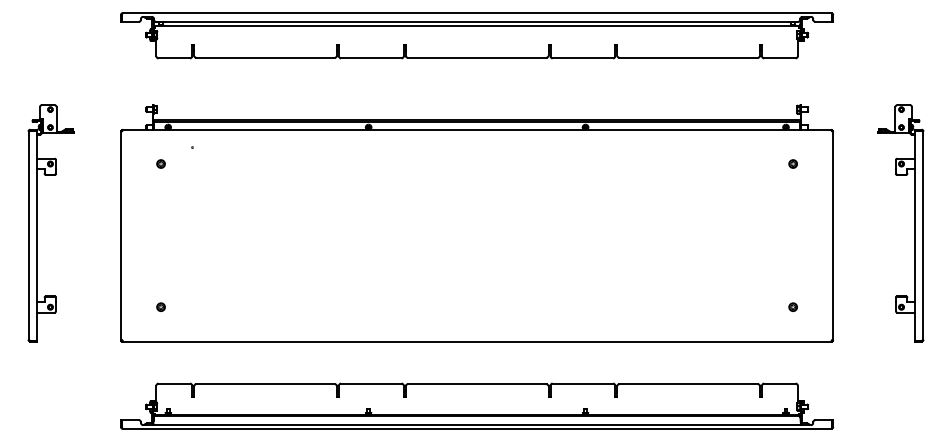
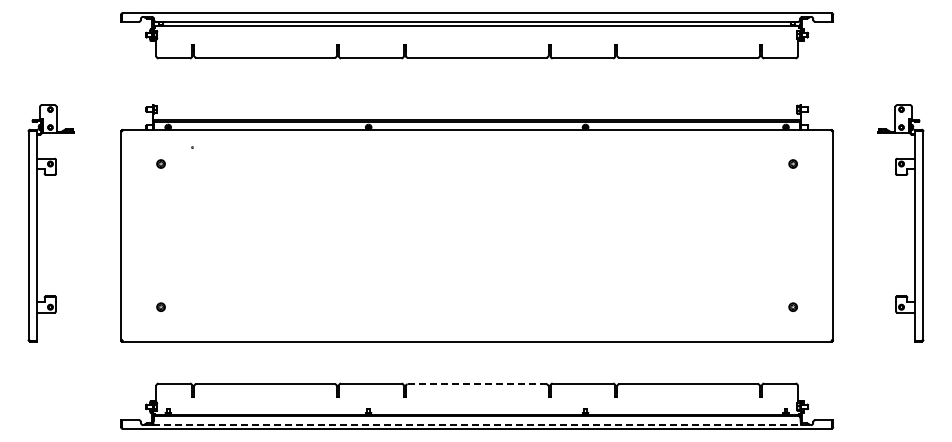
line: solid -> dashed (476, 384)
line: solid -> dashed (477, 424)
